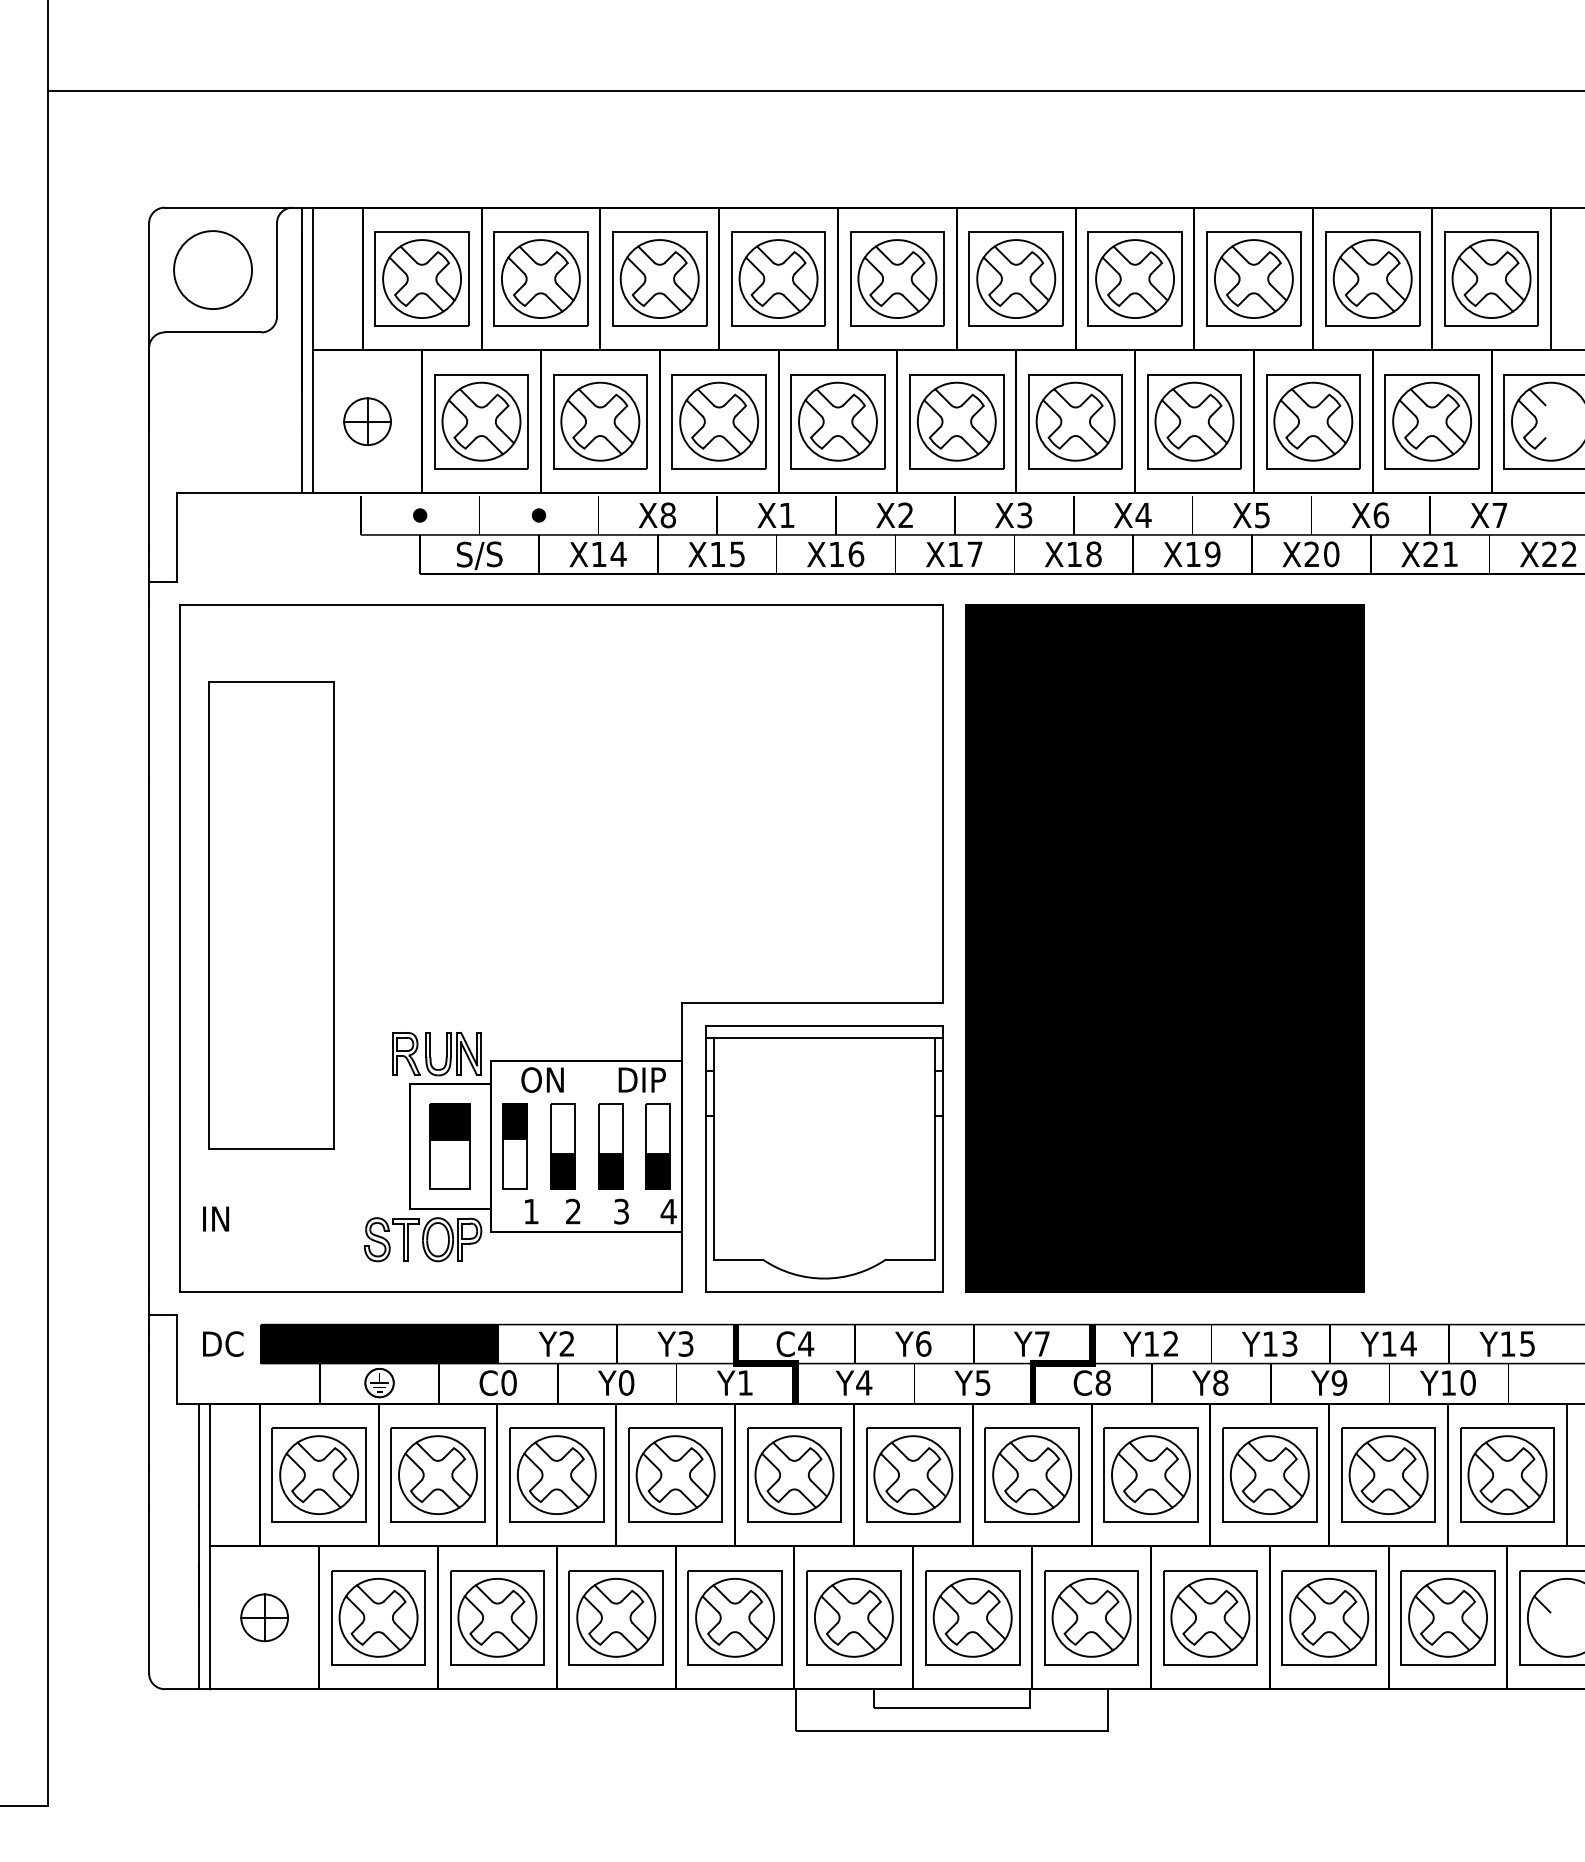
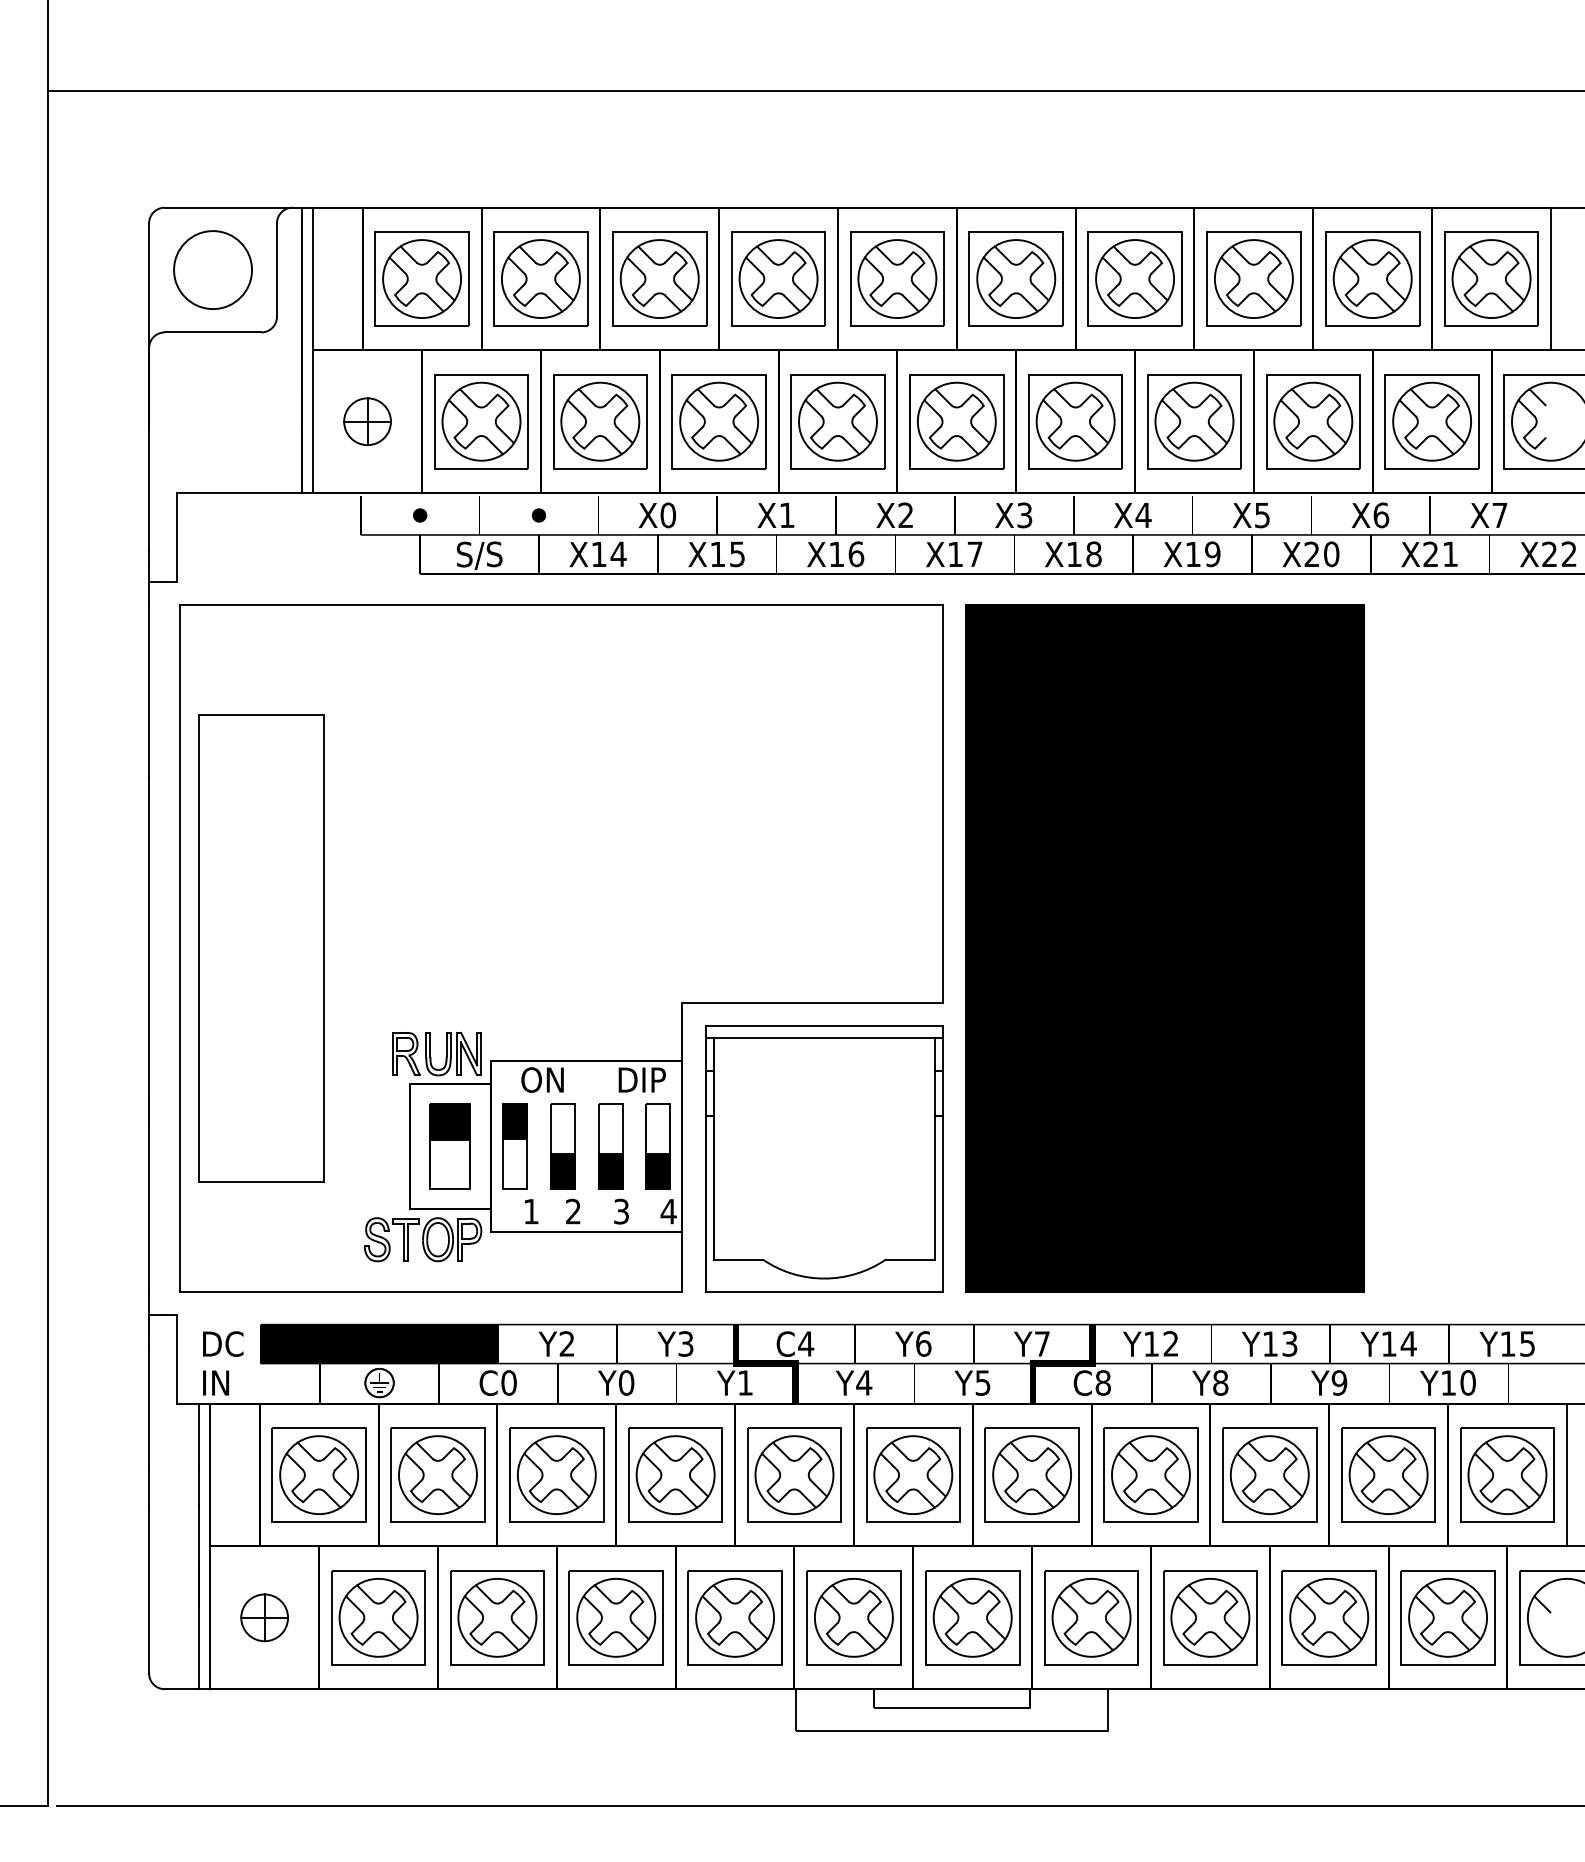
text: X8 -> X0 (668, 514)
part position: (271, 915) -> (261, 948) (261, 948)
text position: (215, 1218) -> (215, 1382) (215, 1382)
line: none -> present (818, 1806)
